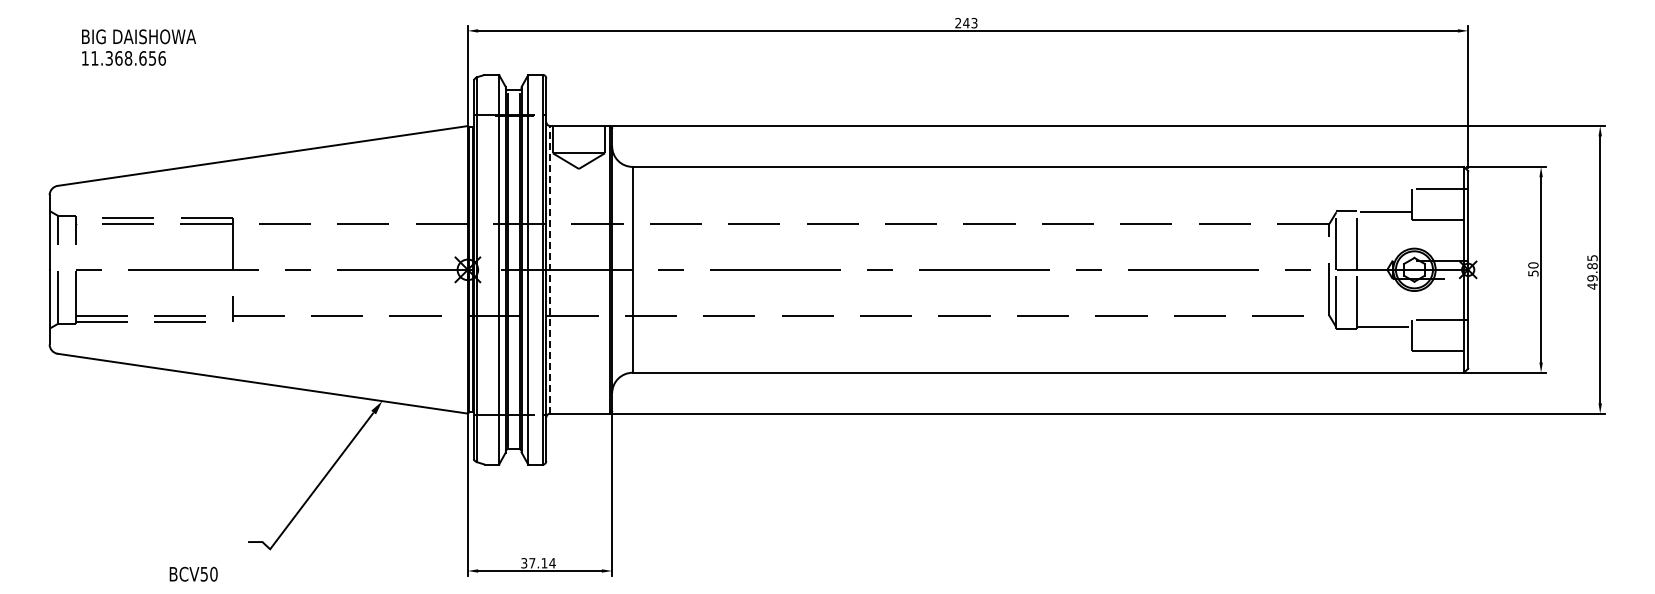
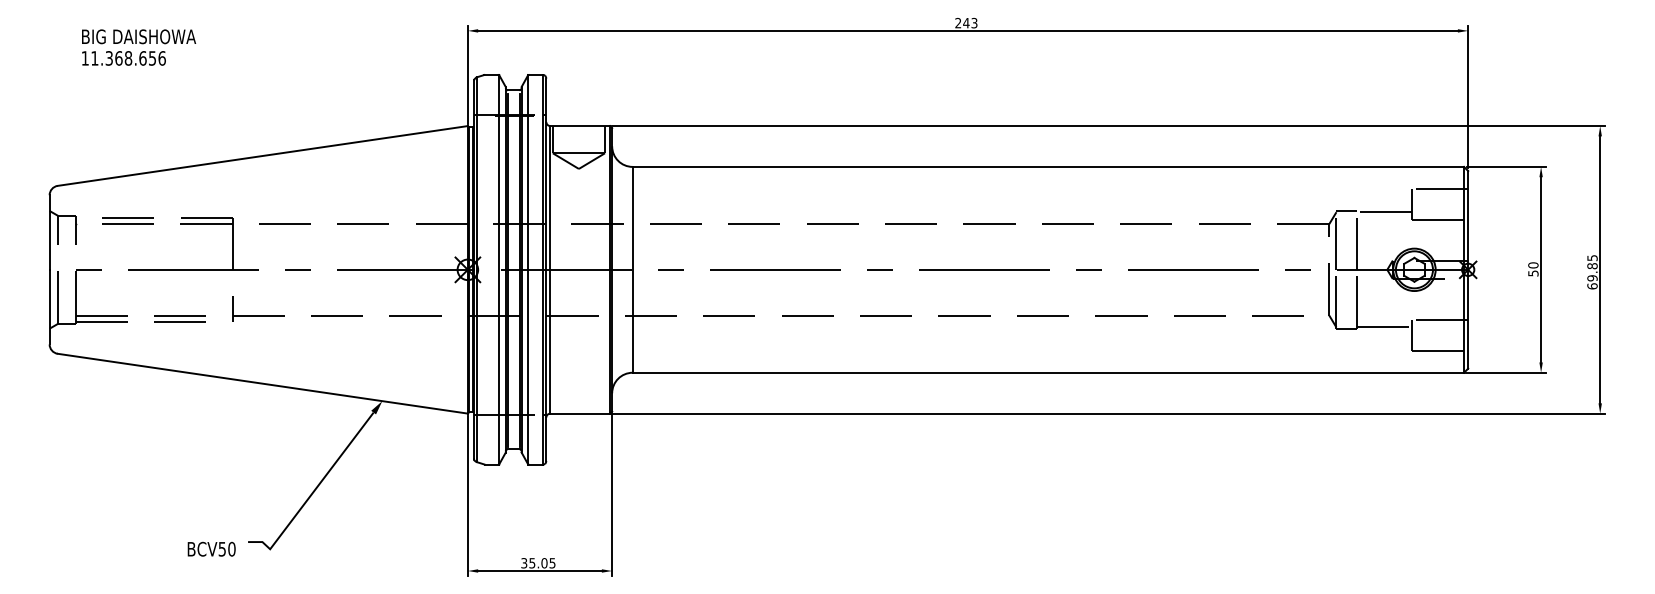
line: dashed -> solid (550, 269)
text: 49.85 -> 69.85 (1592, 286)
text: 37.14 -> 35.05 (542, 563)
text position: (193, 573) -> (211, 548) (211, 548)
